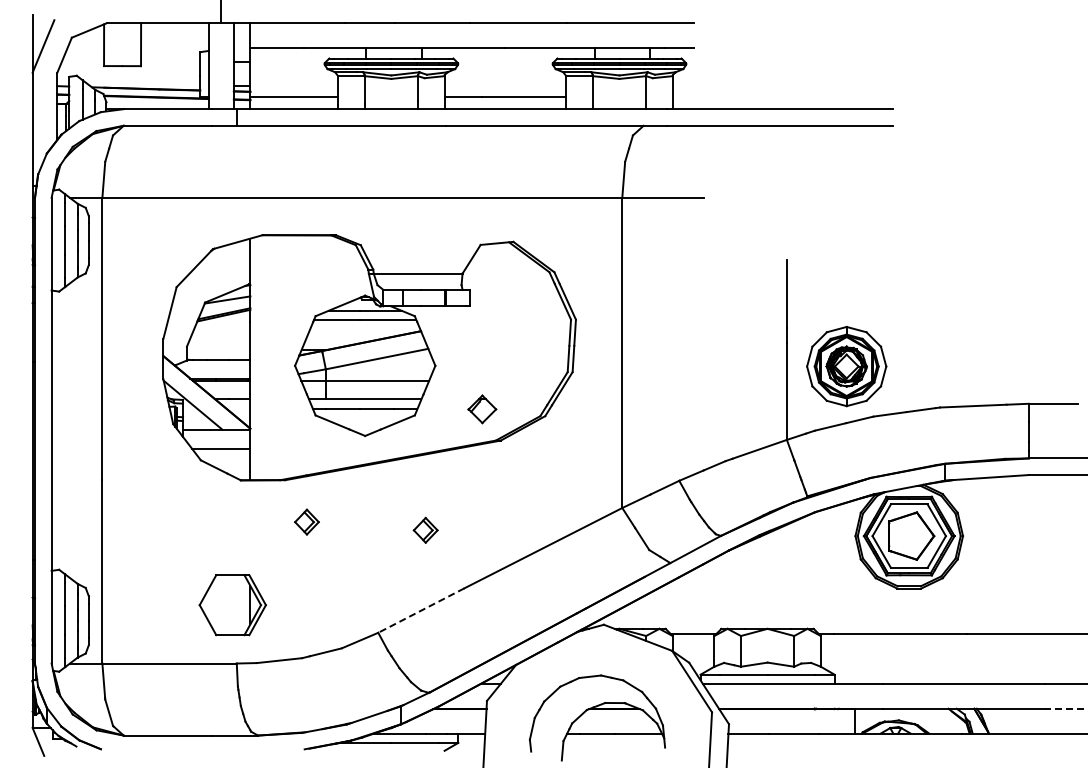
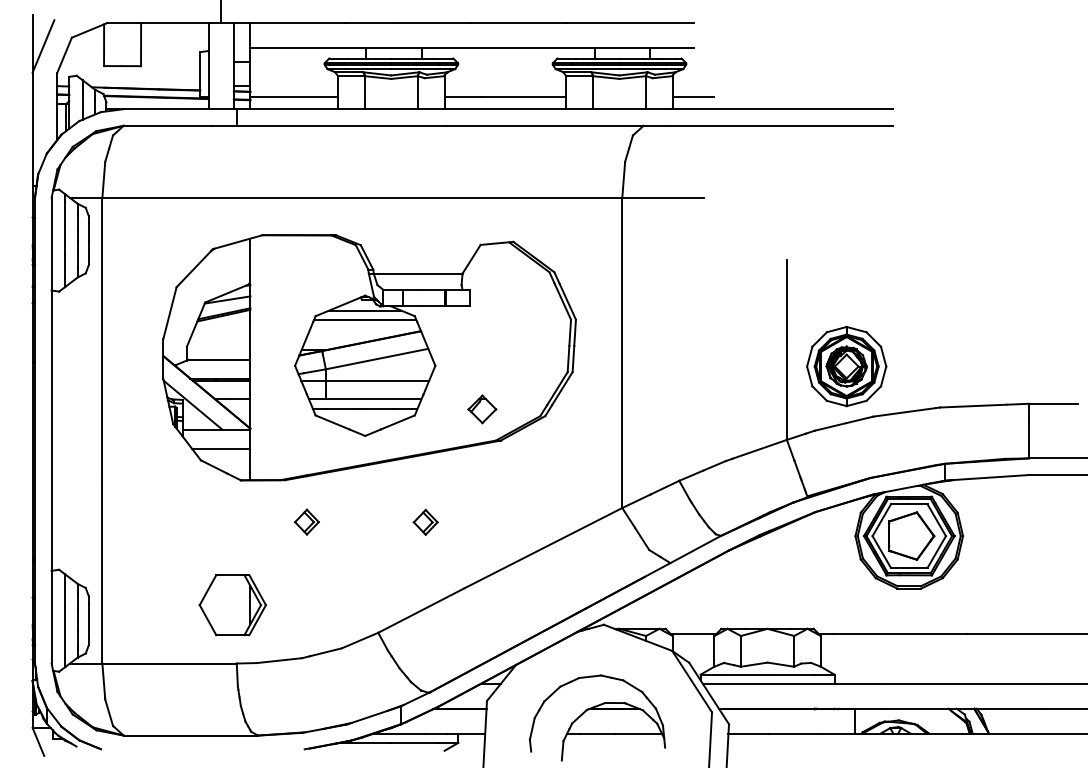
line: none -> present (693, 97)
part position: (425, 529) -> (425, 521) (425, 521)
line: dashed -> solid (420, 610)
line: dashed -> solid (1065, 708)
